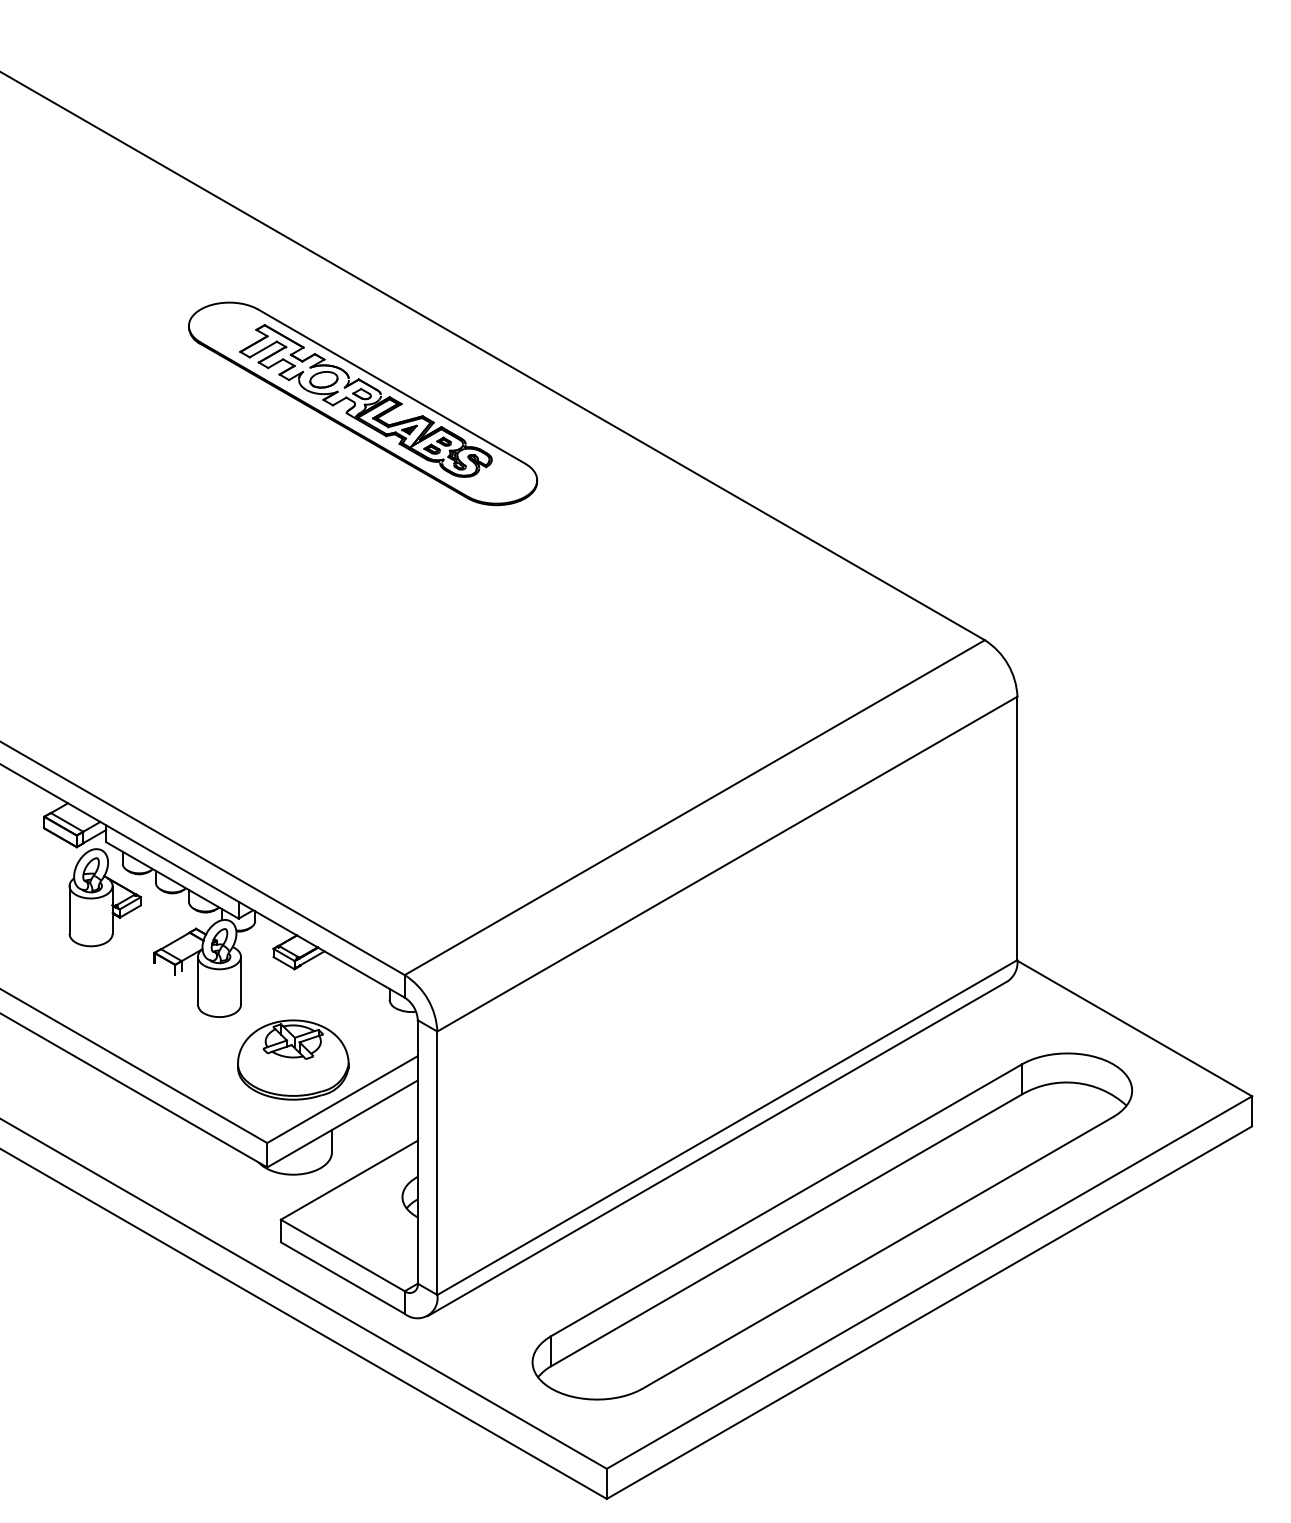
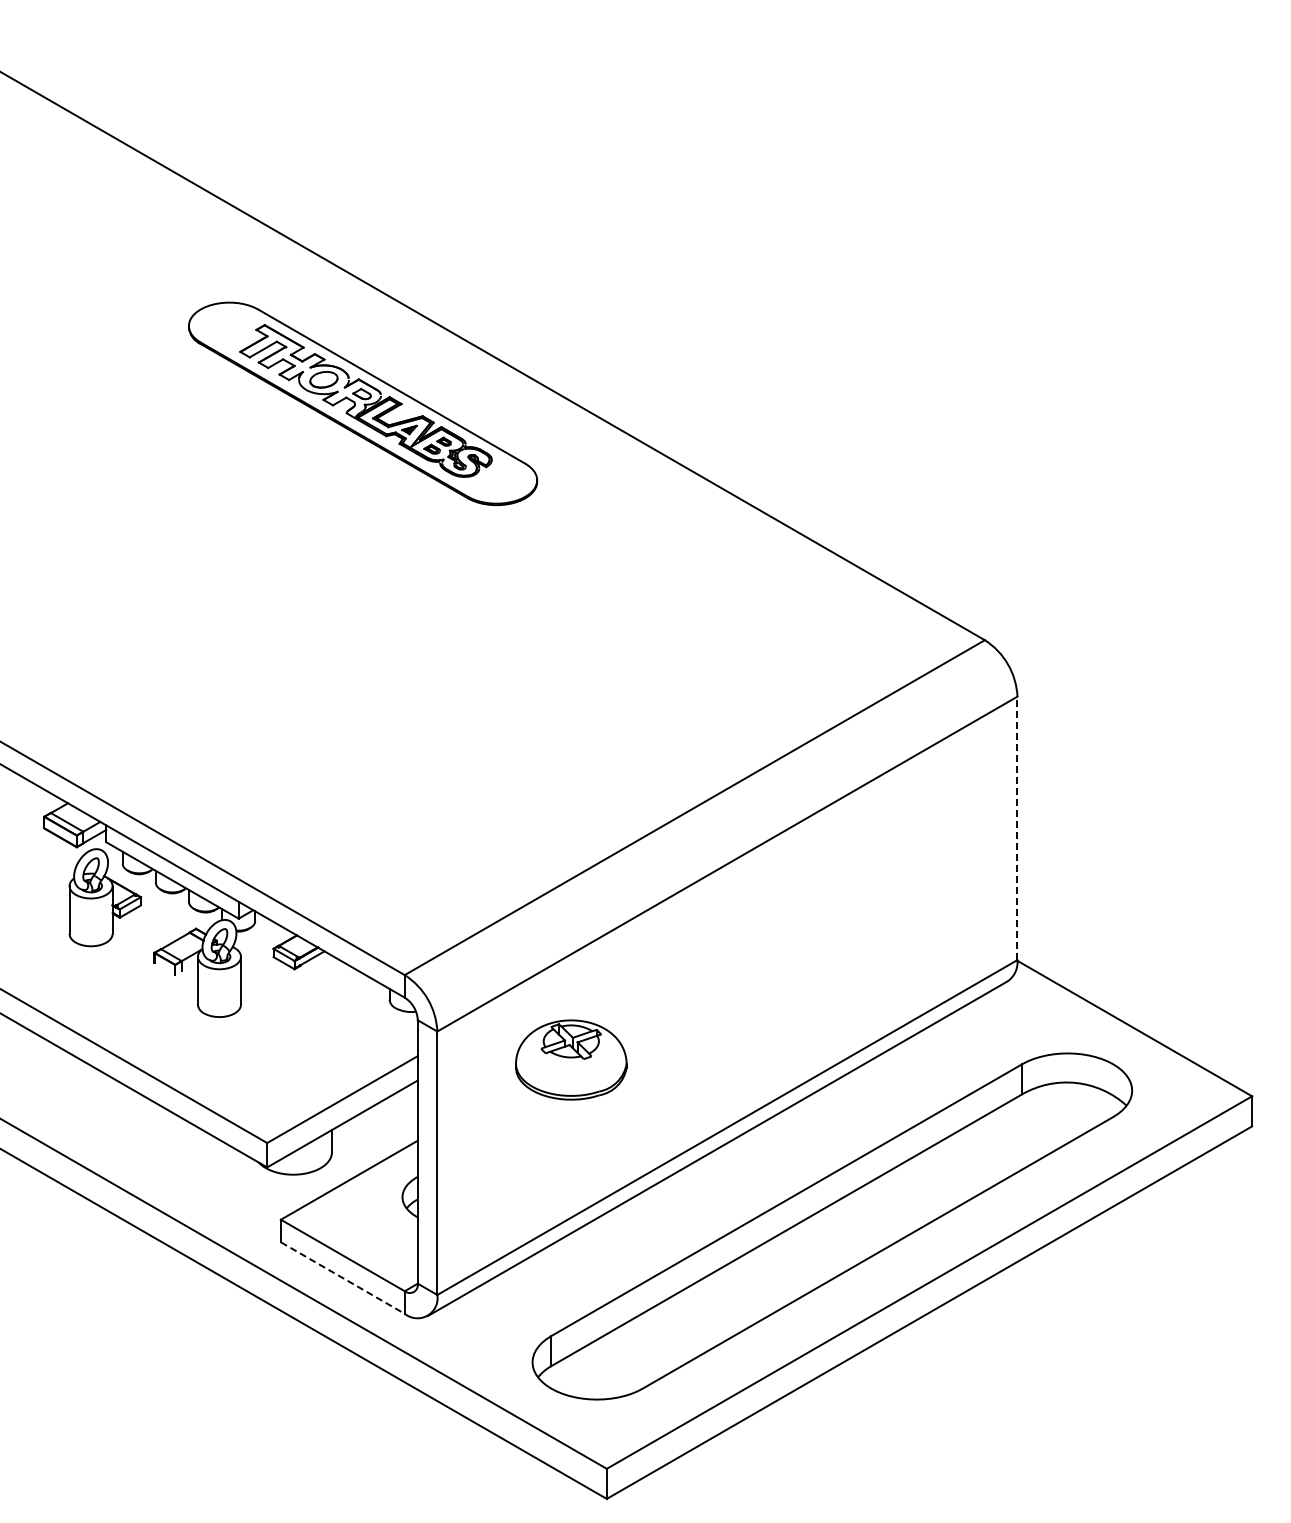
line: solid -> dashed (1017, 828)
part position: (293, 1059) -> (571, 1059) (571, 1059)
line: solid -> dashed (343, 1278)
